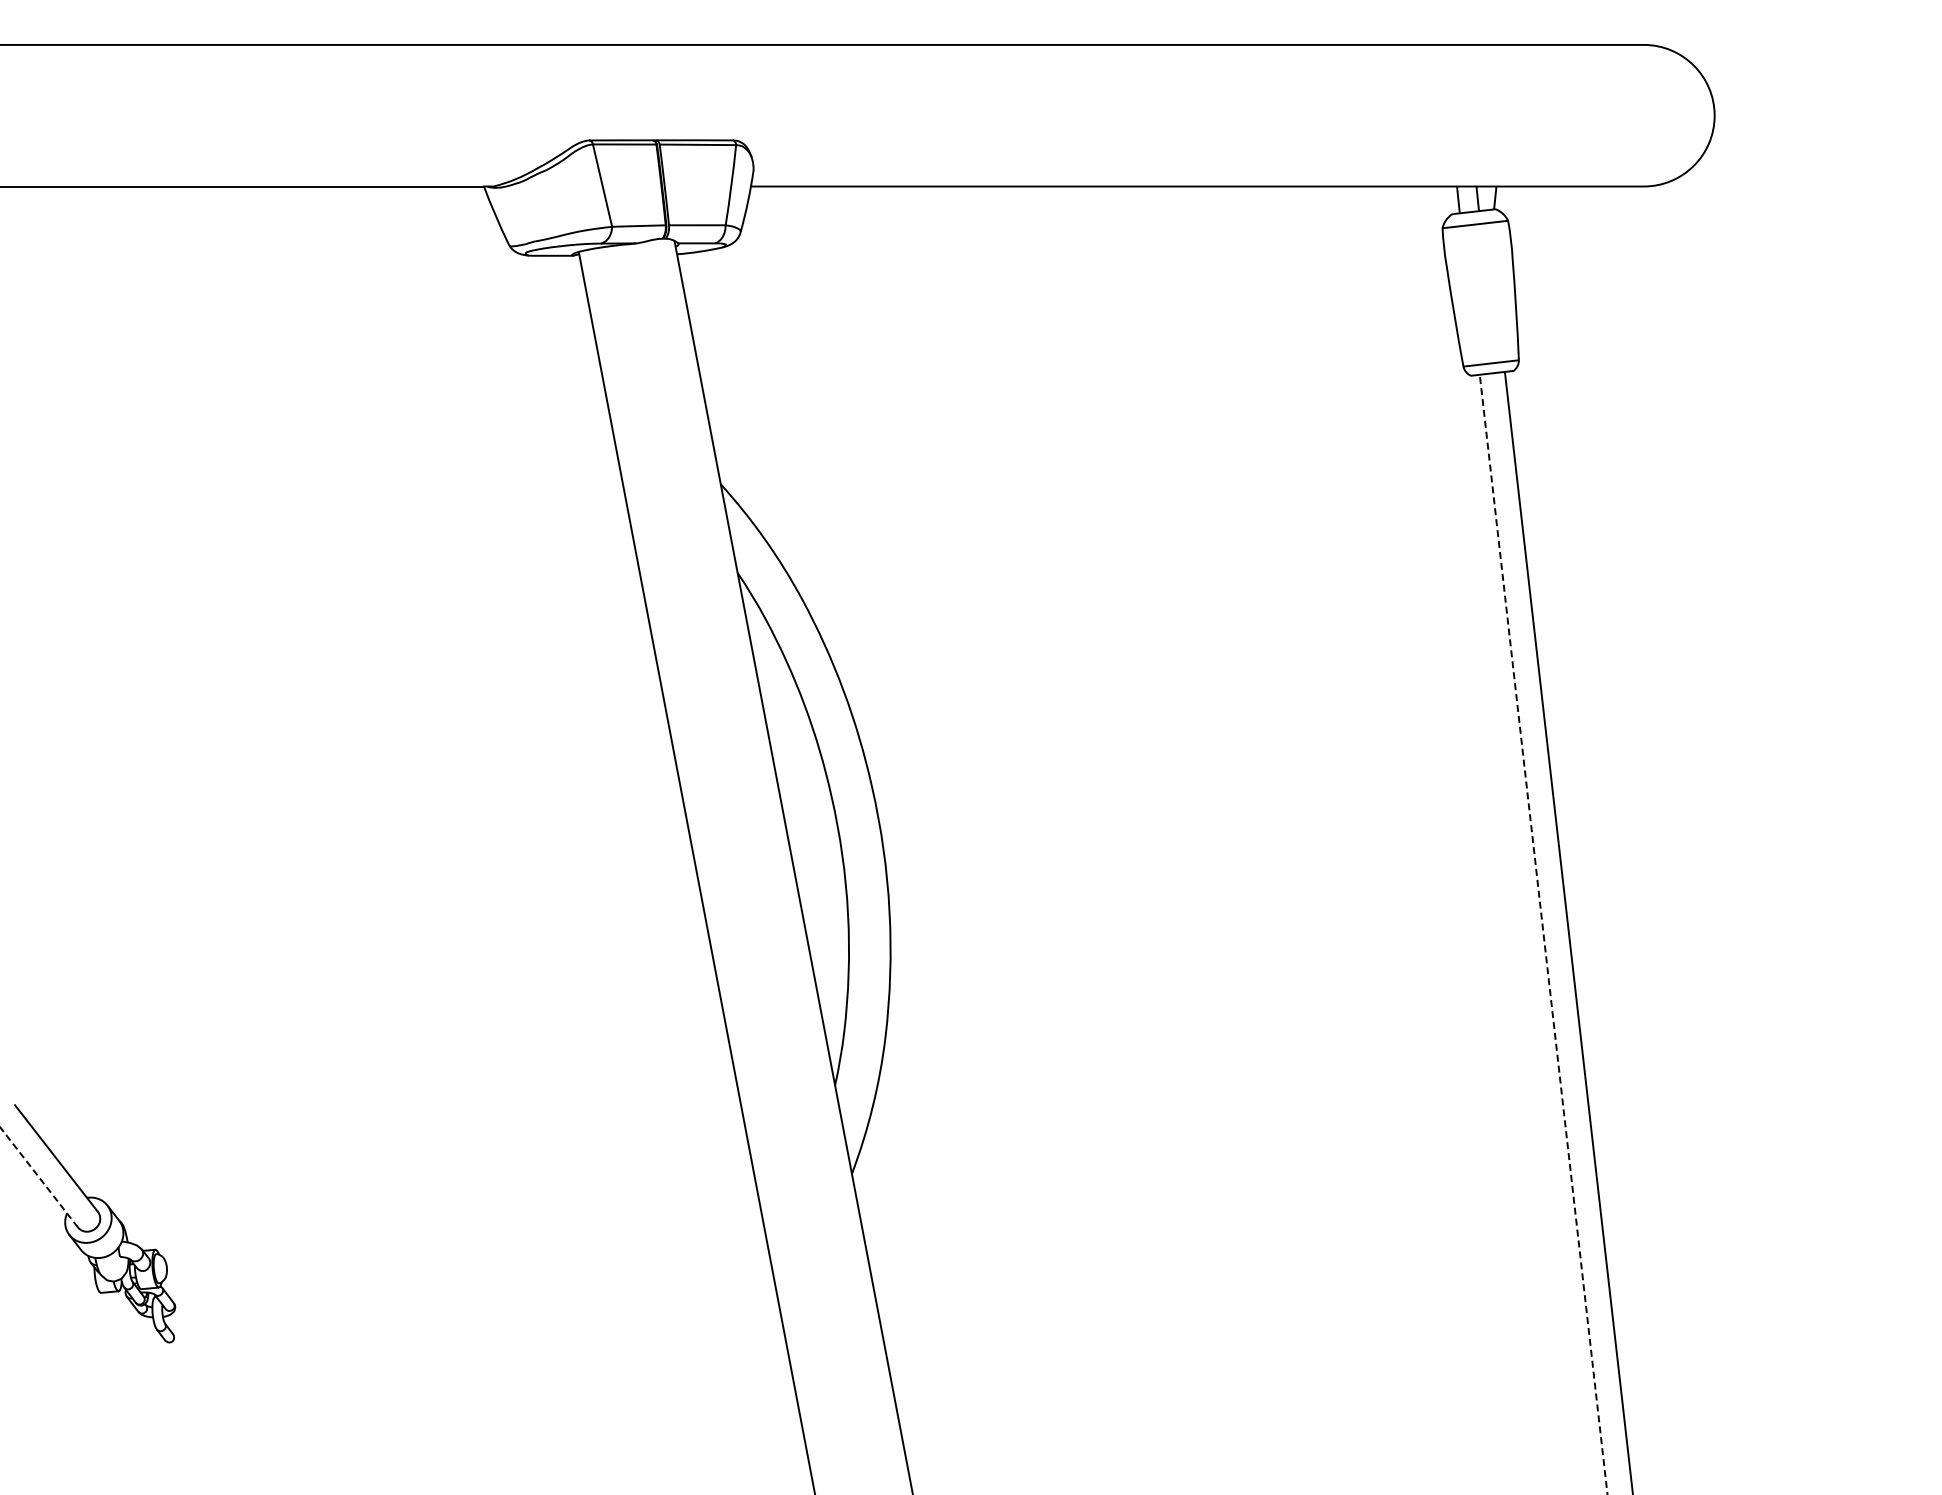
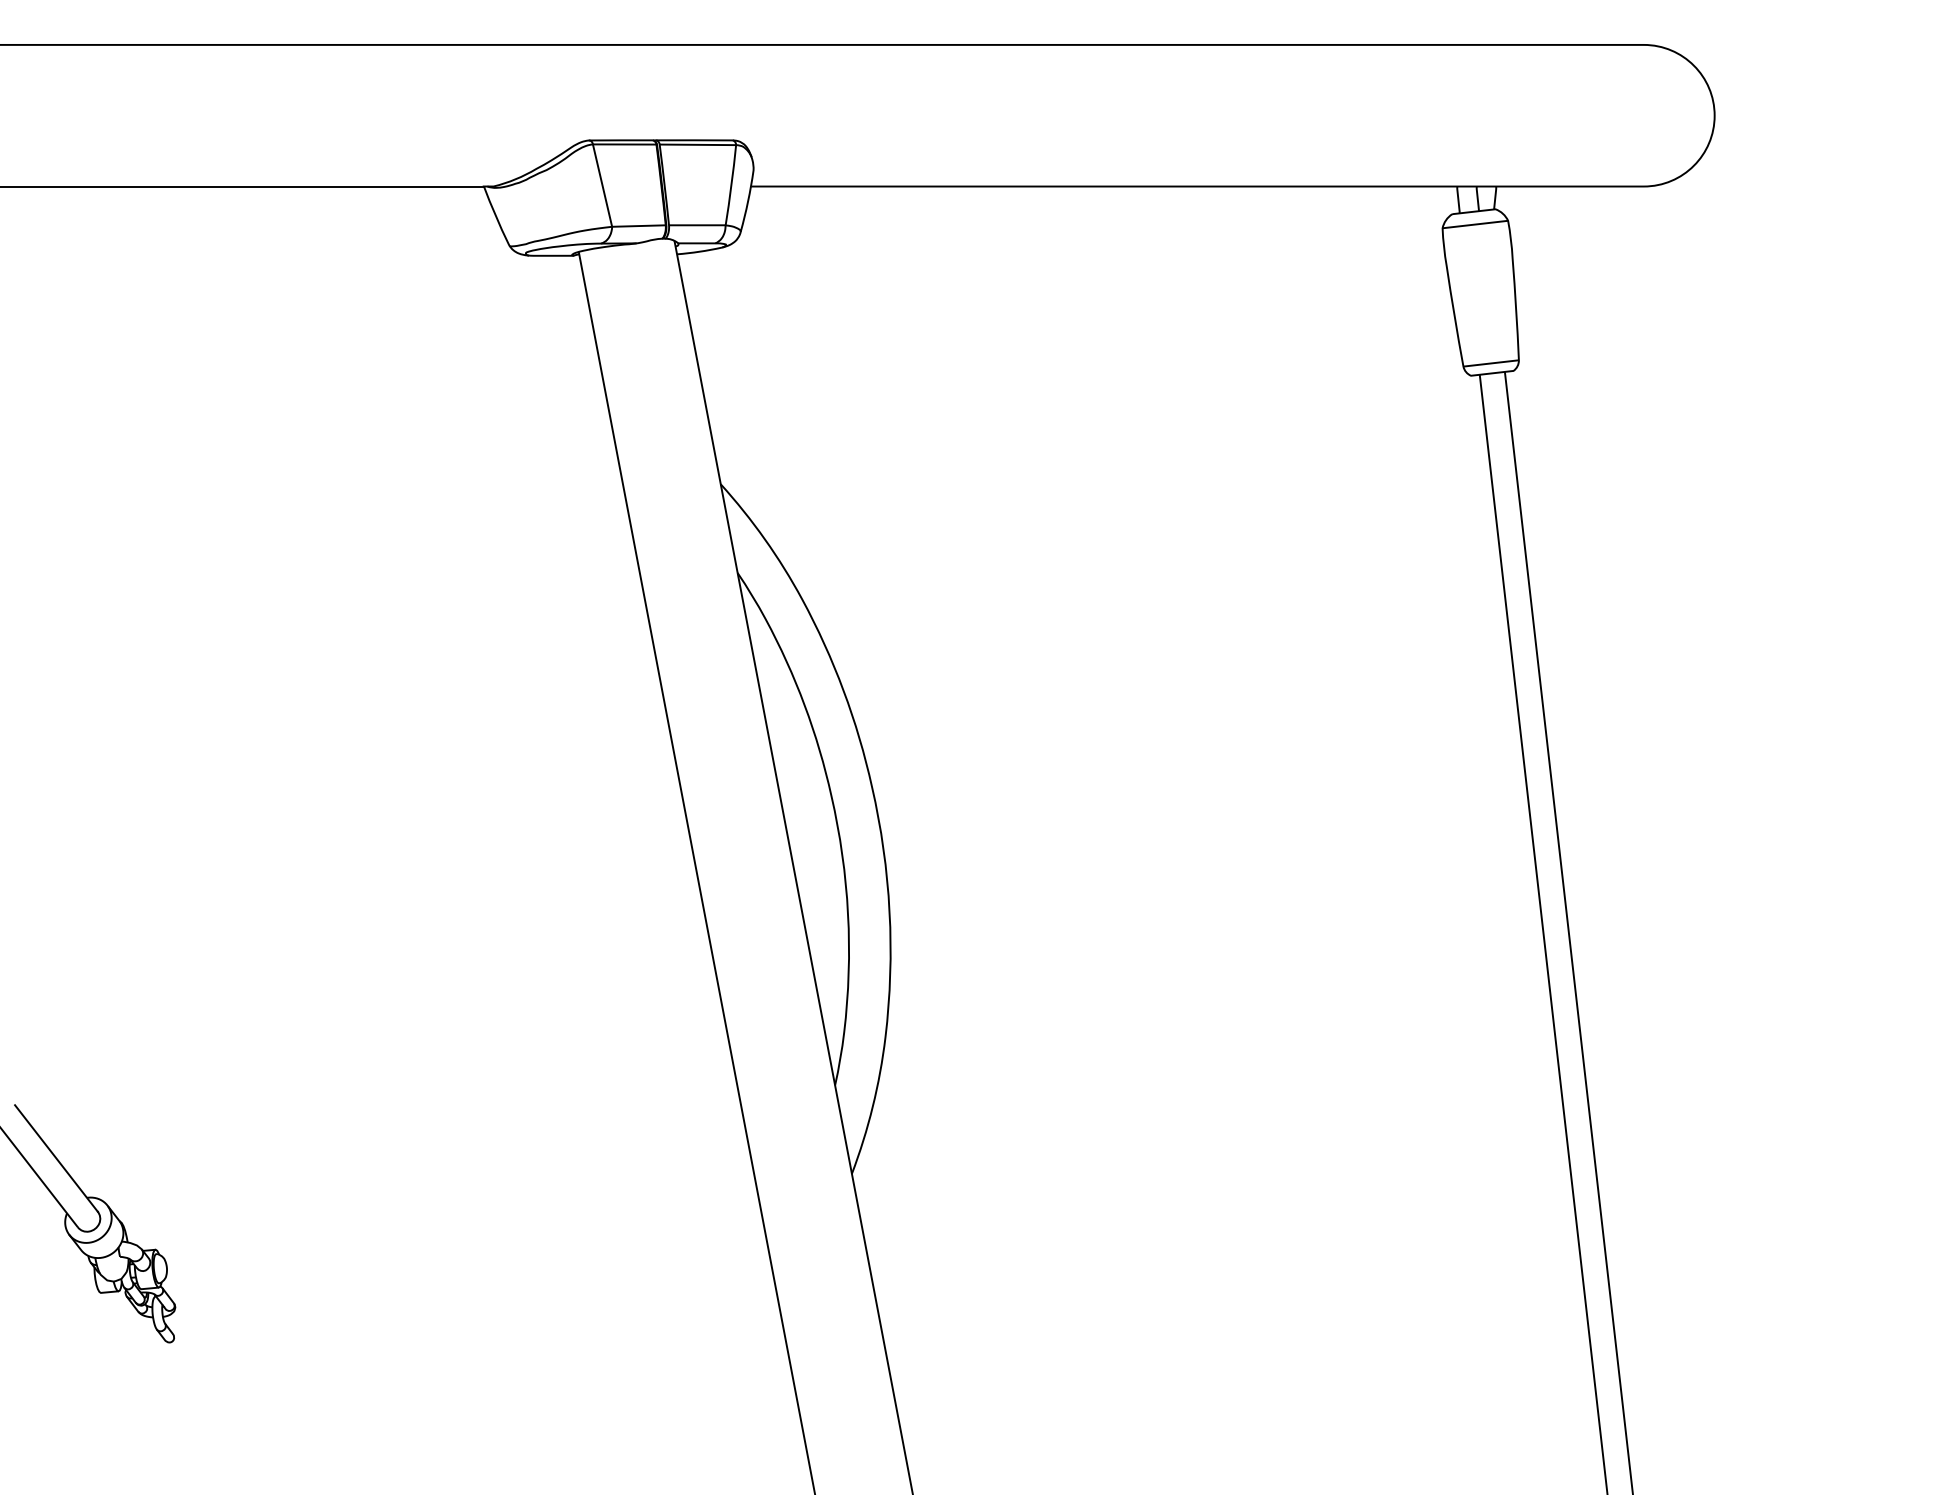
line: dashed -> solid (1543, 934)
line: dashed -> solid (38, 1177)
